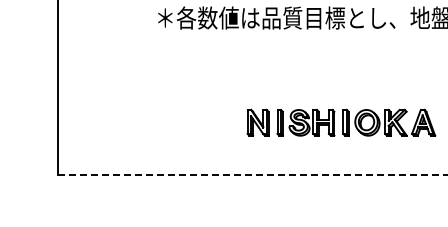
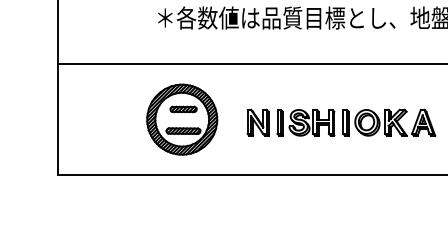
line: none -> present (251, 63)
part: none -> present (182, 119)
line: dashed -> solid (253, 174)
